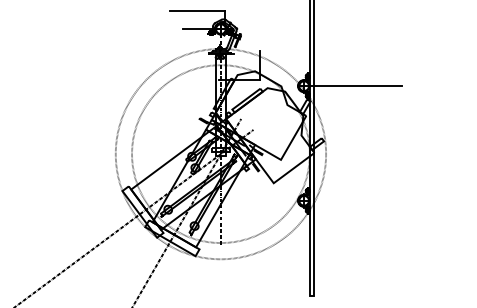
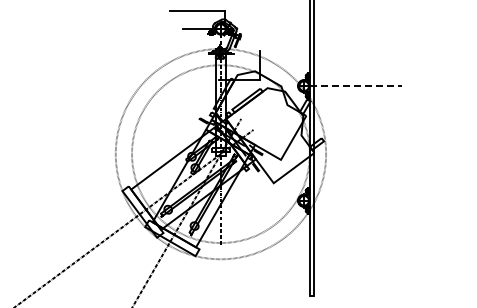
line: solid -> dashed (356, 86)
